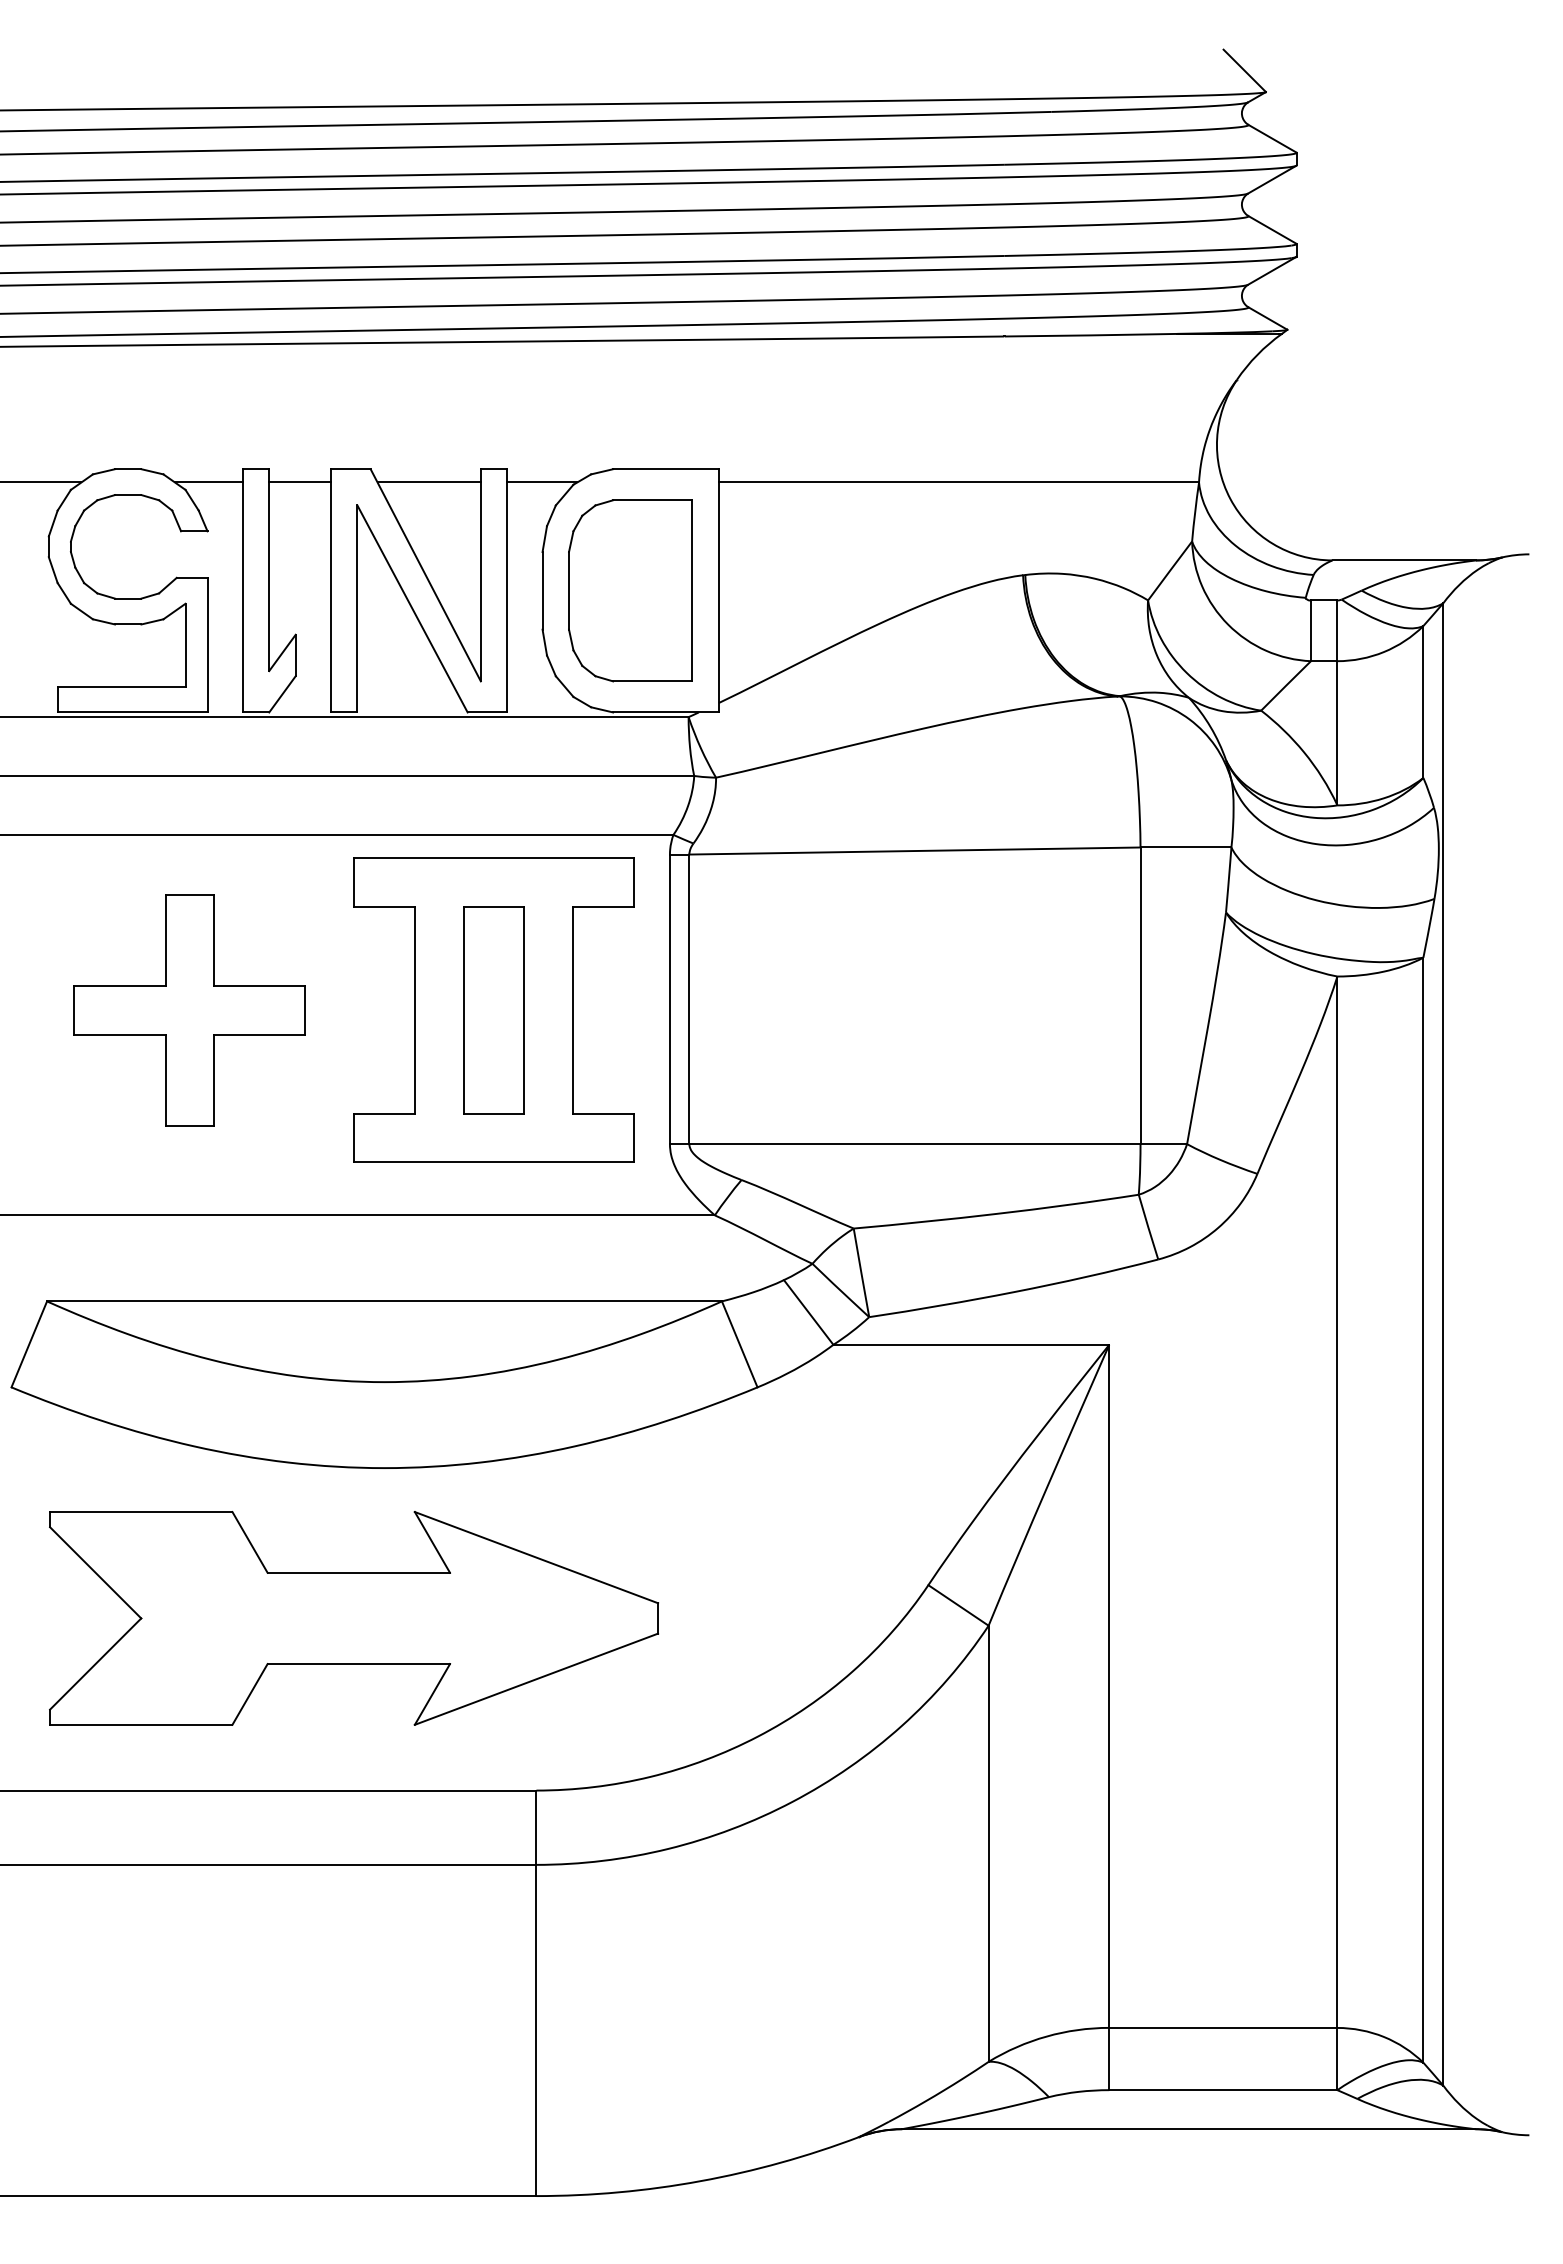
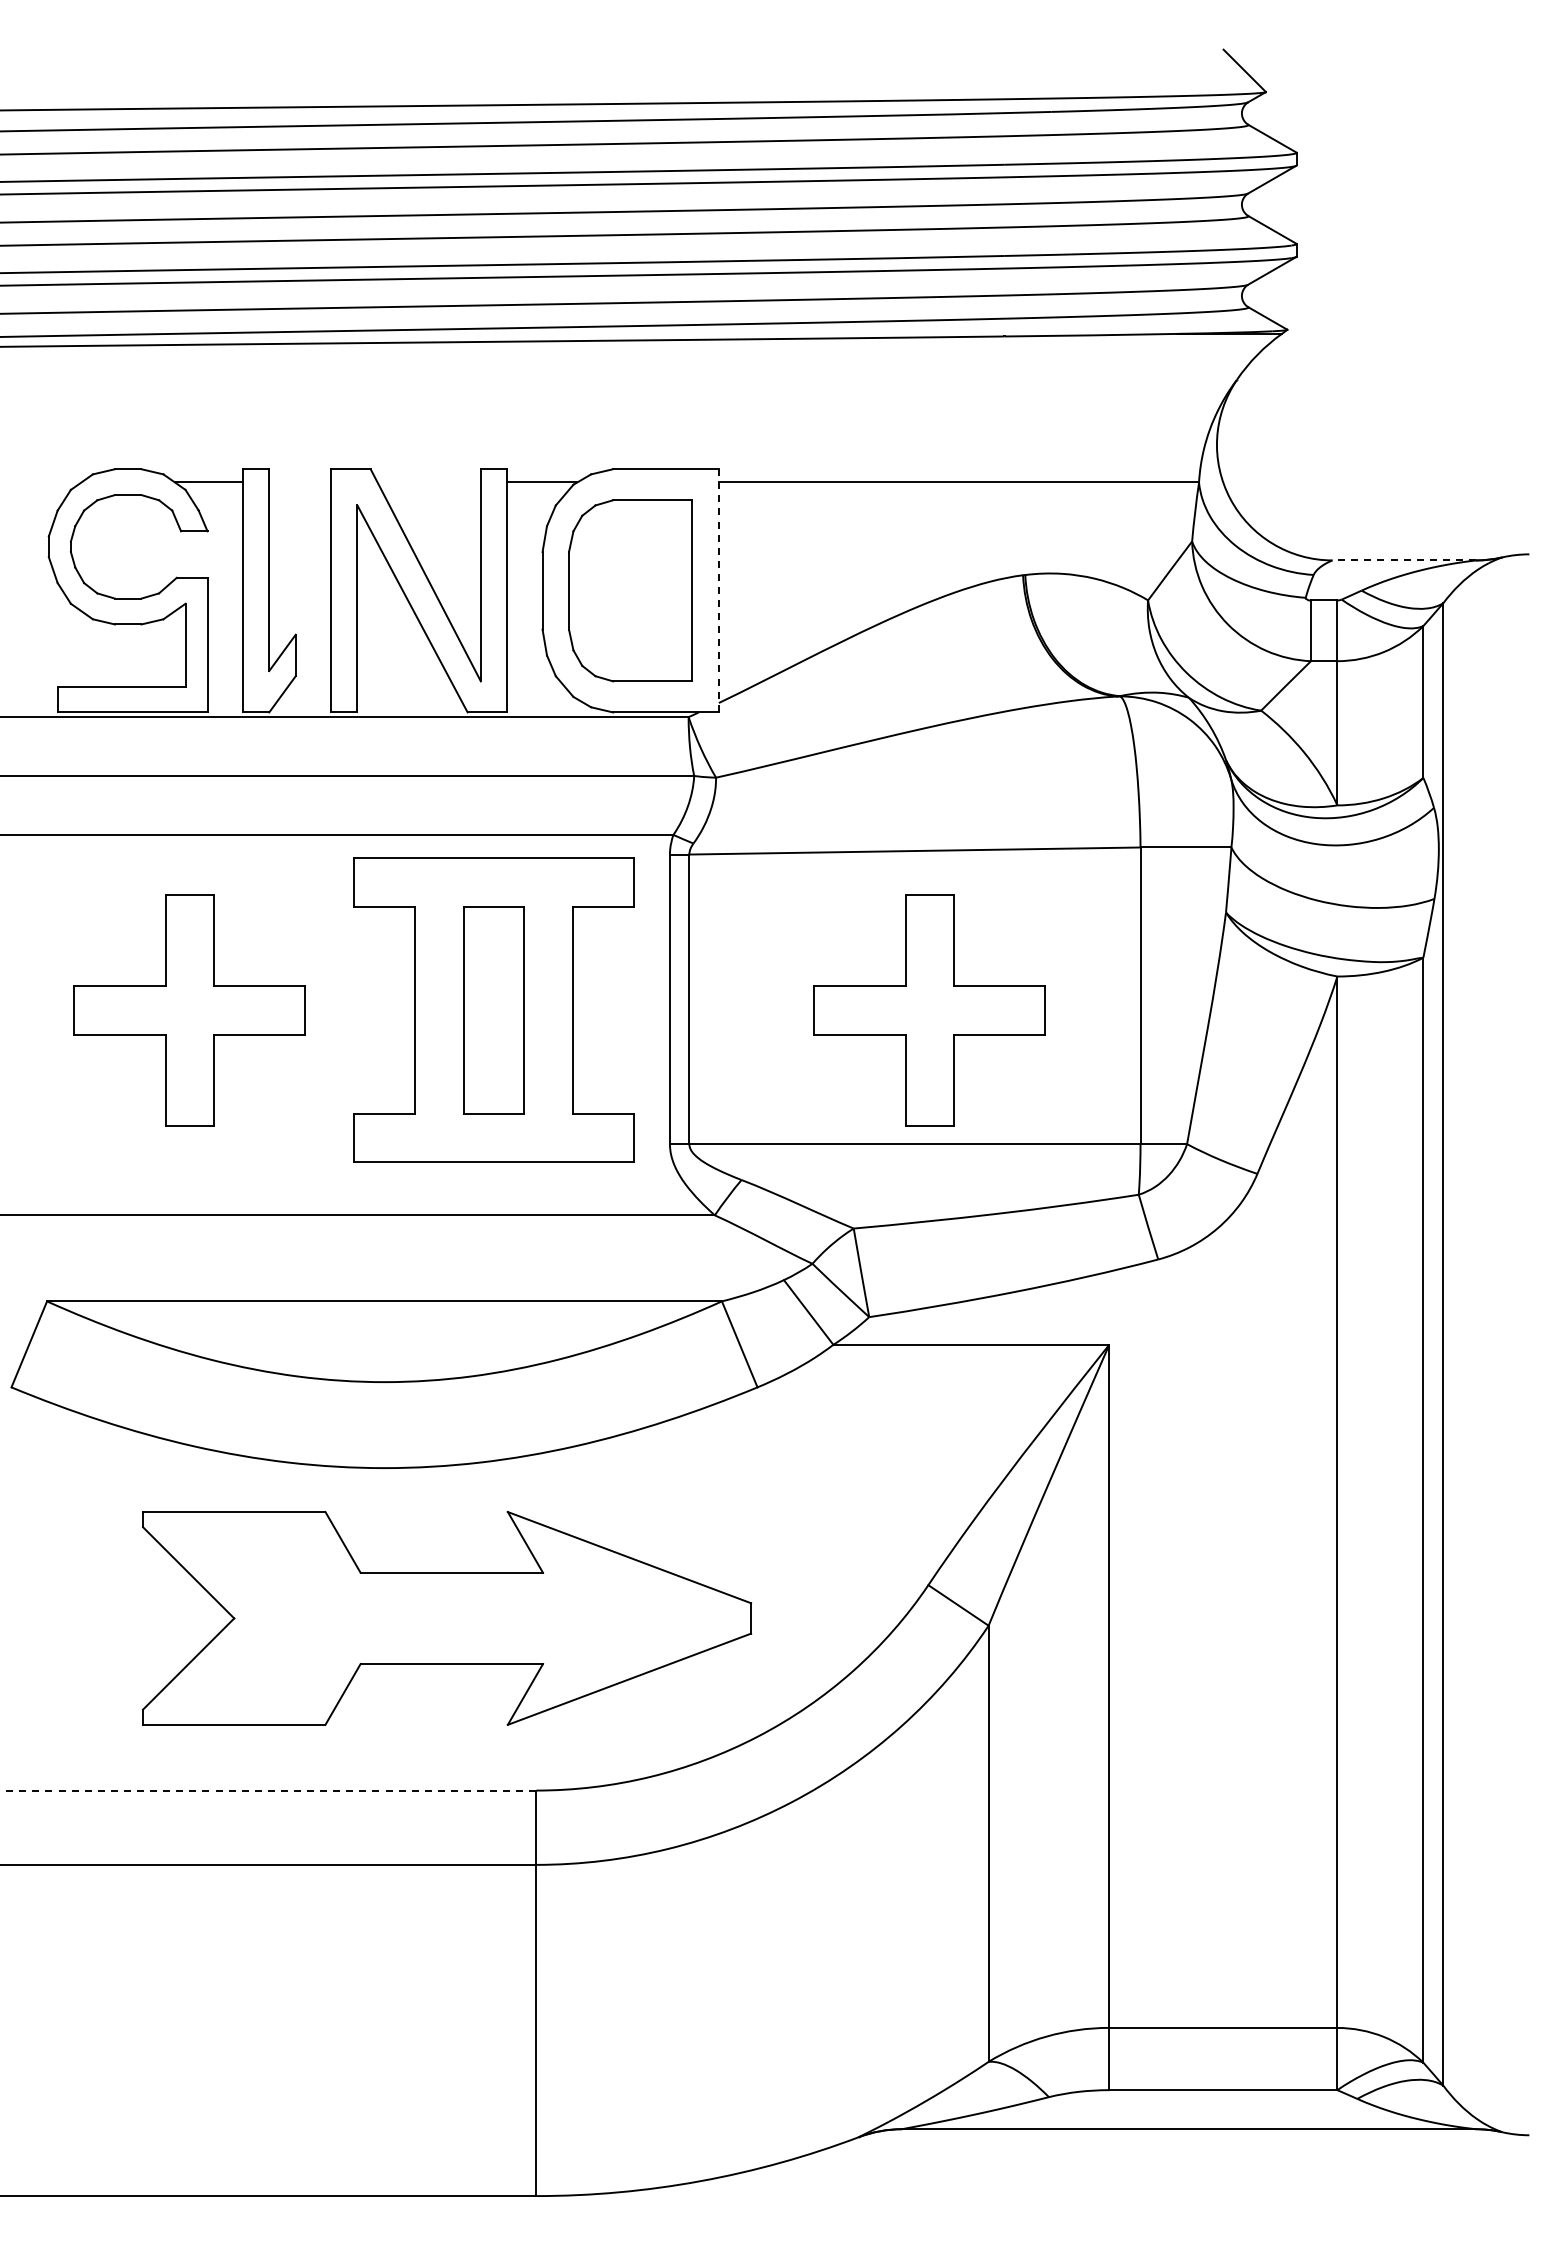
line: present -> none (41, 482)
line: present -> none (299, 482)
line: present -> none (428, 482)
line: solid -> dashed (1404, 560)
line: solid -> dashed (718, 590)
part: none -> present (929, 1010)
part position: (353, 1618) -> (446, 1618) (446, 1618)
line: solid -> dashed (267, 1790)
